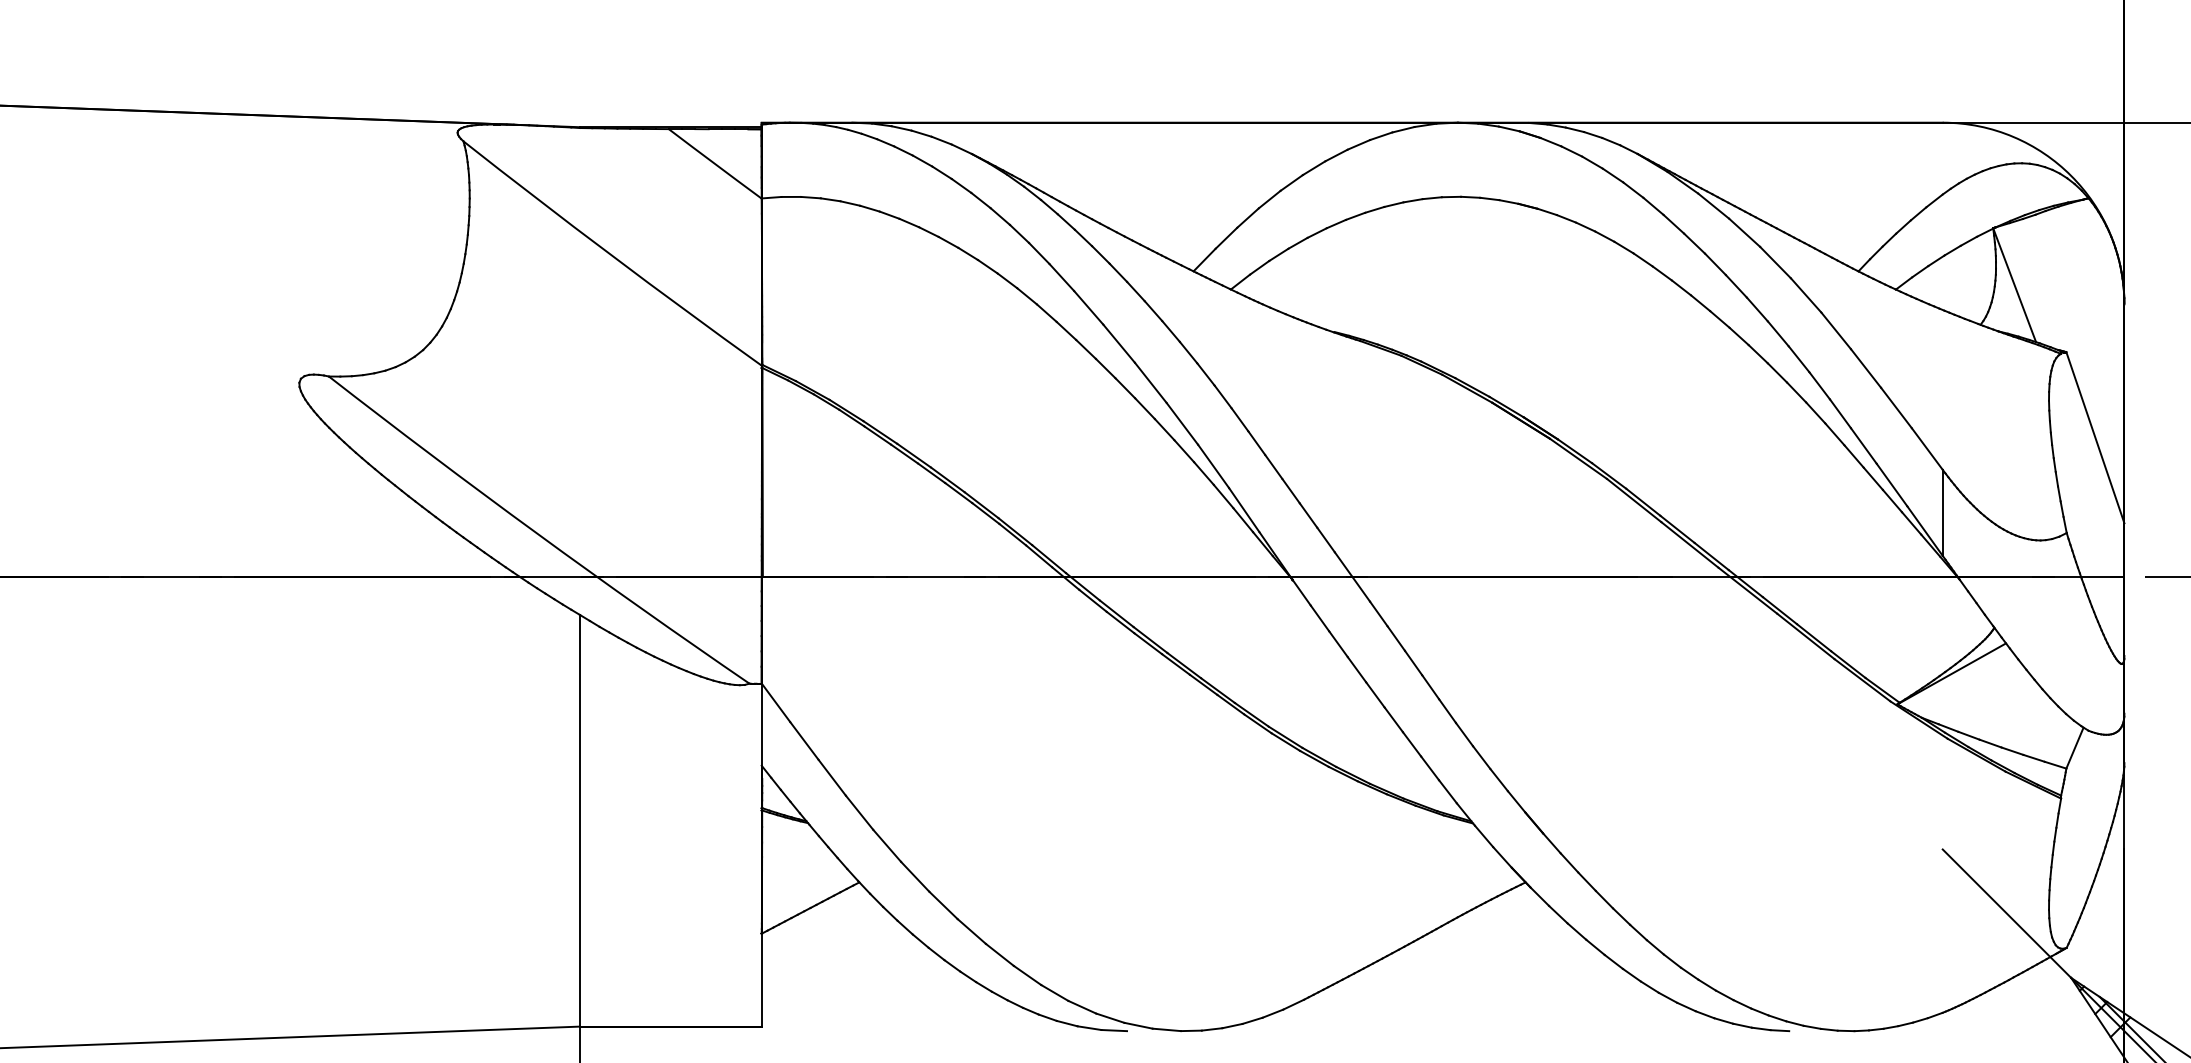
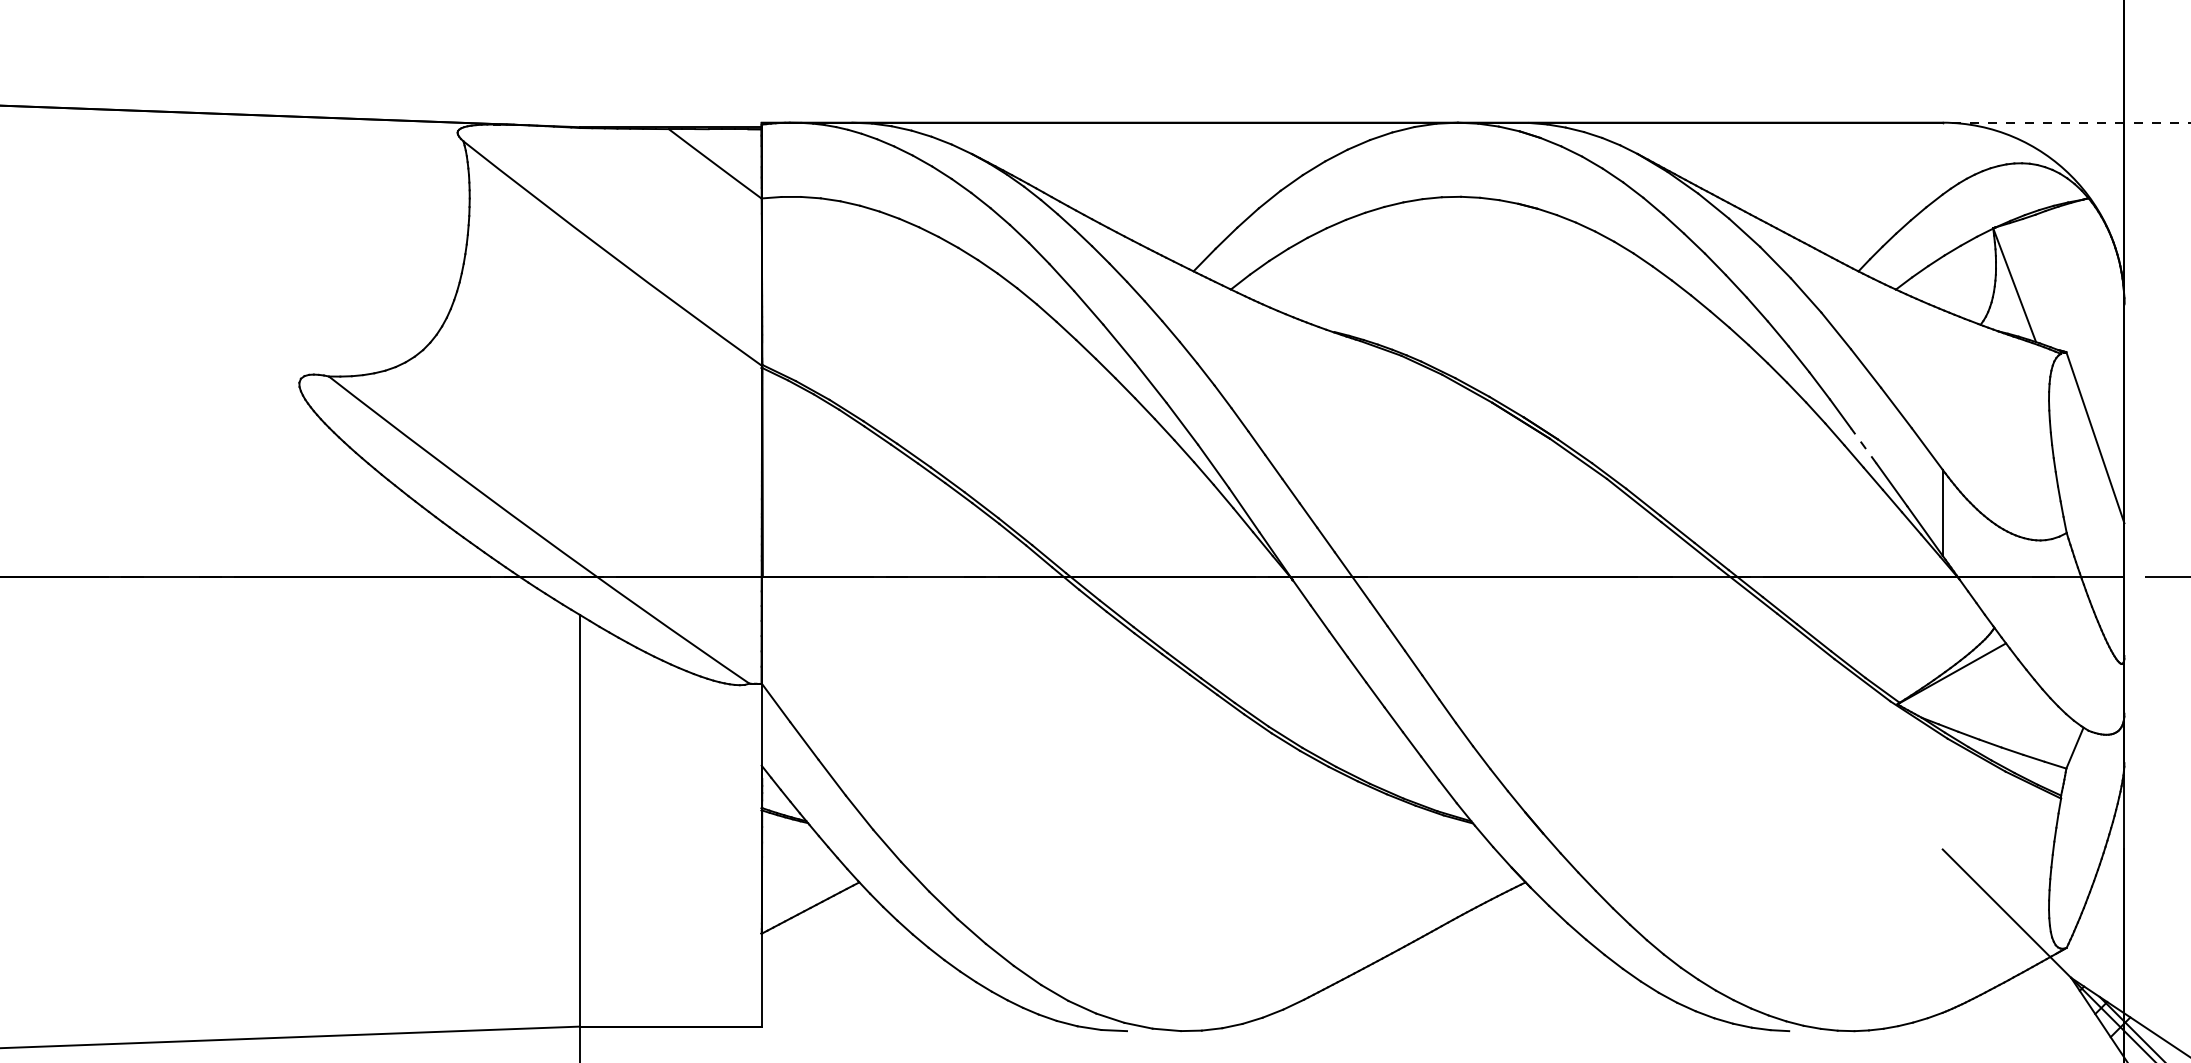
line: solid -> dashed (2066, 122)
line: solid -> dashed (1863, 445)
